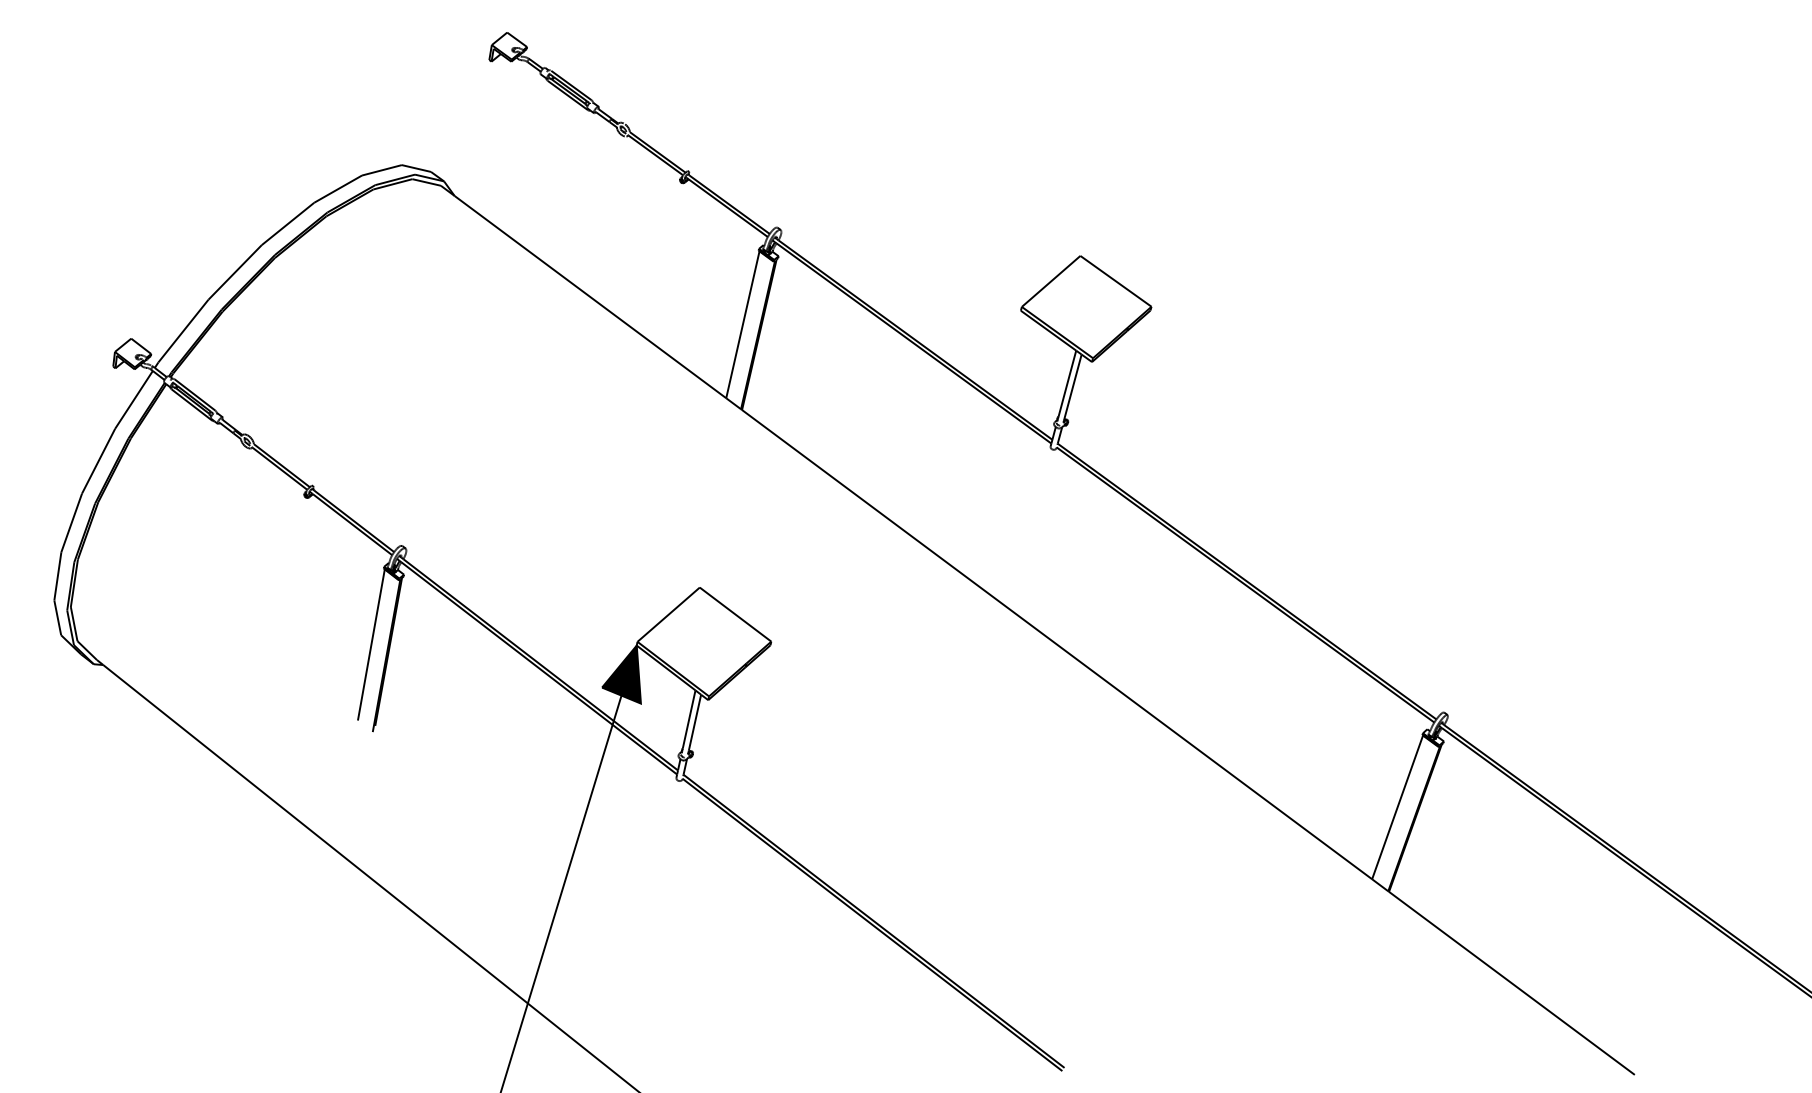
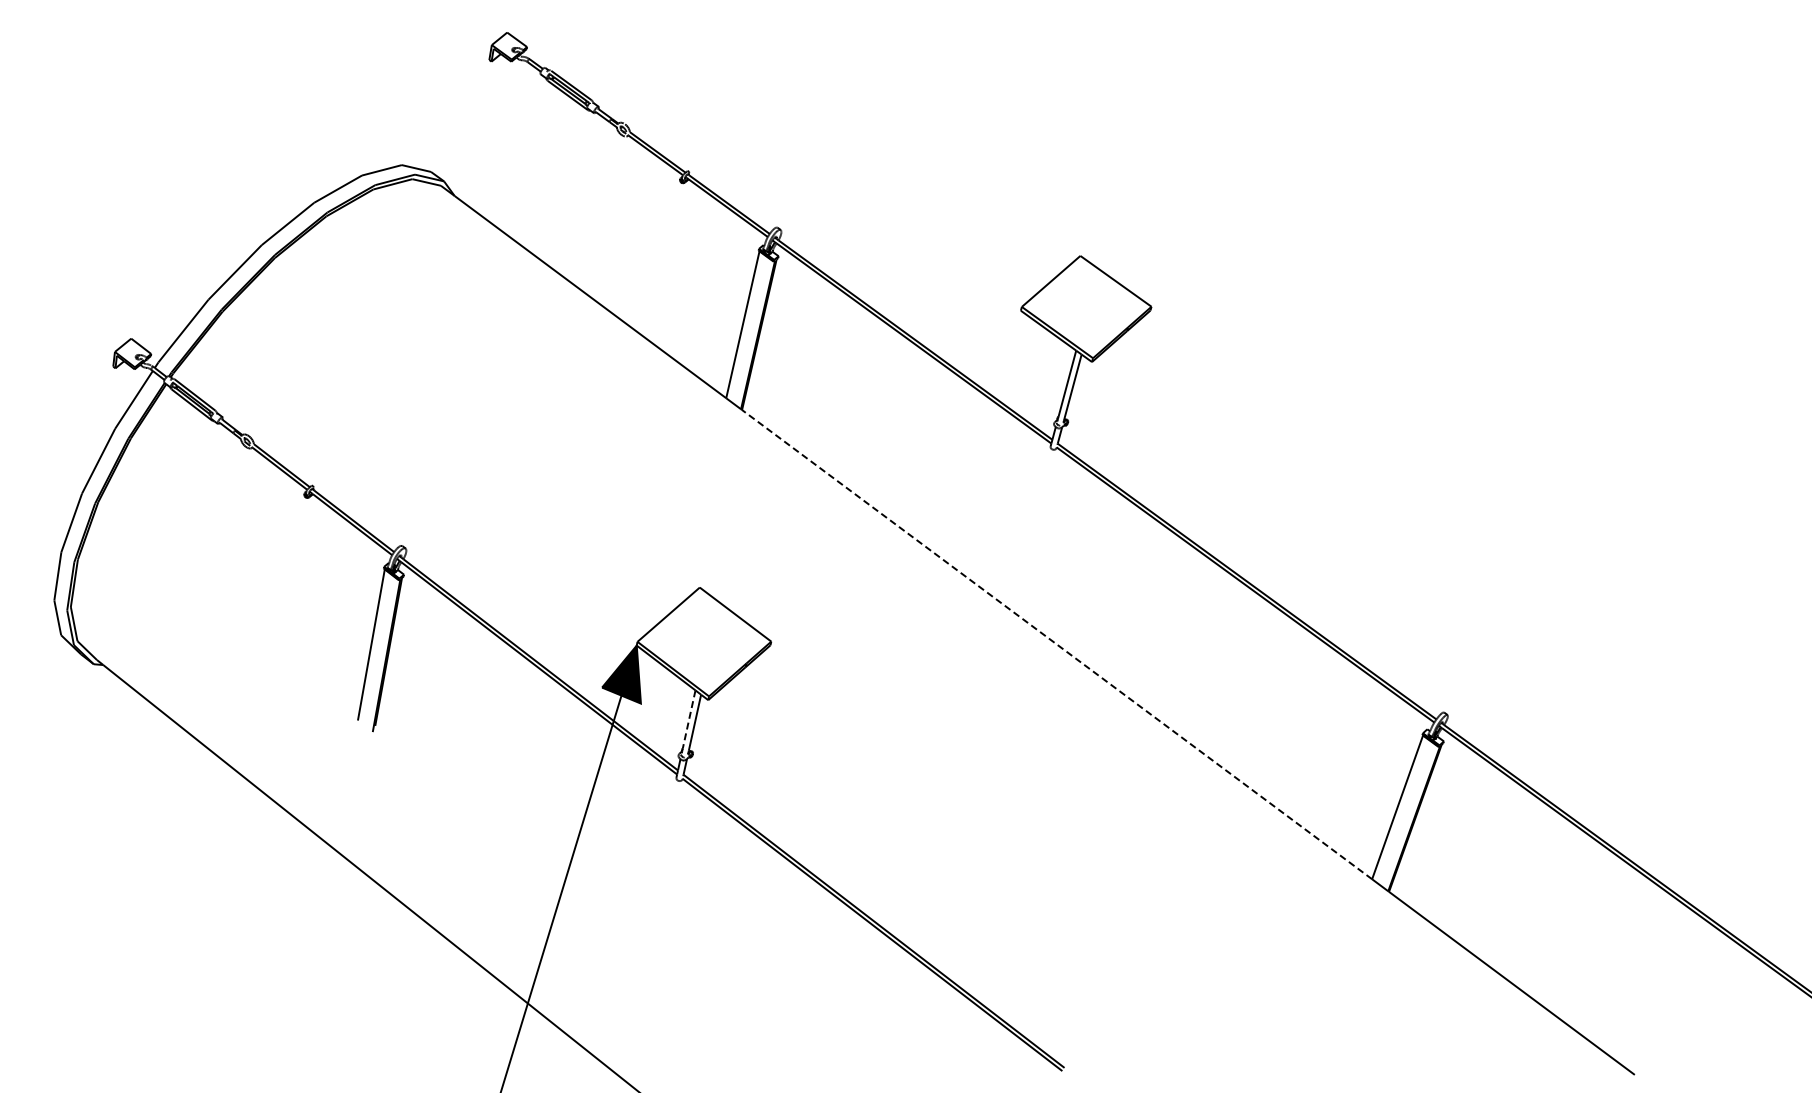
line: solid -> dashed (1057, 644)
line: solid -> dashed (689, 719)
